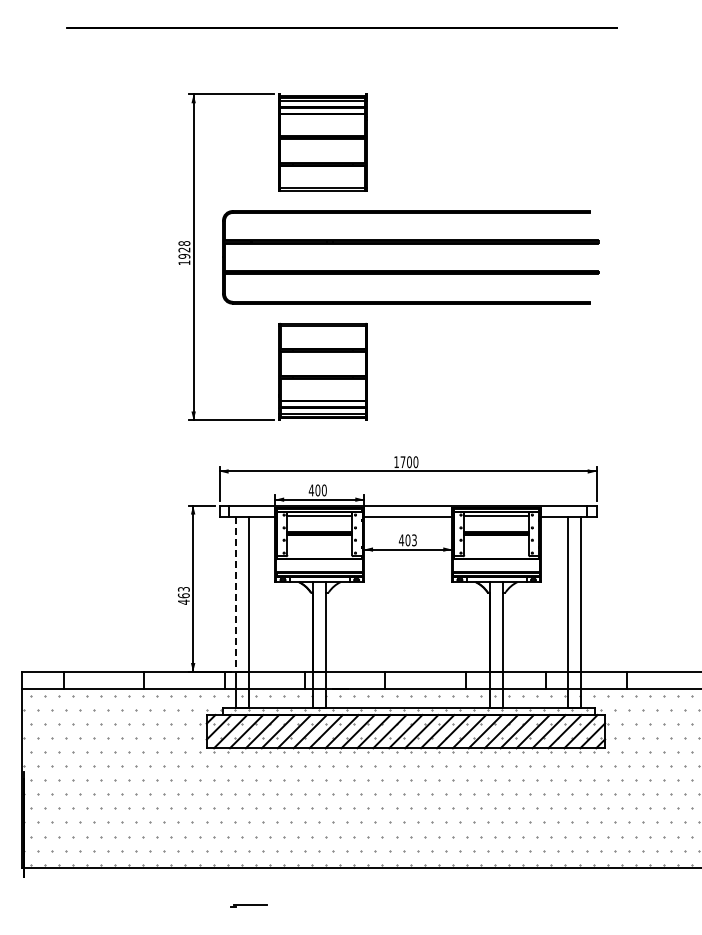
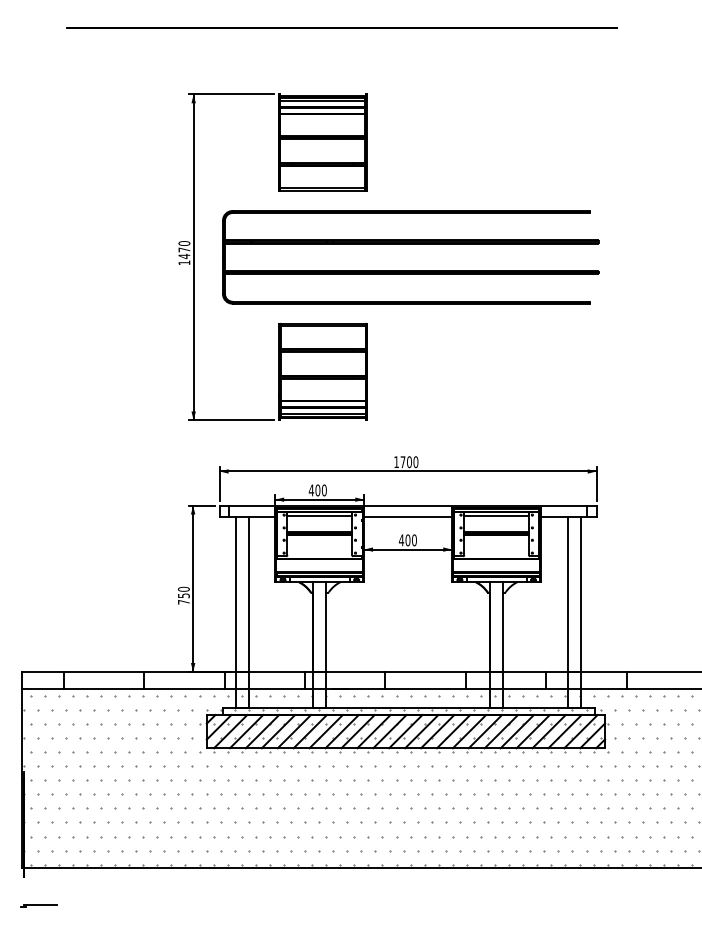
text: 1928 -> 1470 (184, 250)
text: 403 -> 400 (414, 540)
line: dashed -> solid (235, 594)
text: 463 -> 750 (183, 595)
part position: (248, 905) -> (38, 905) (38, 905)
